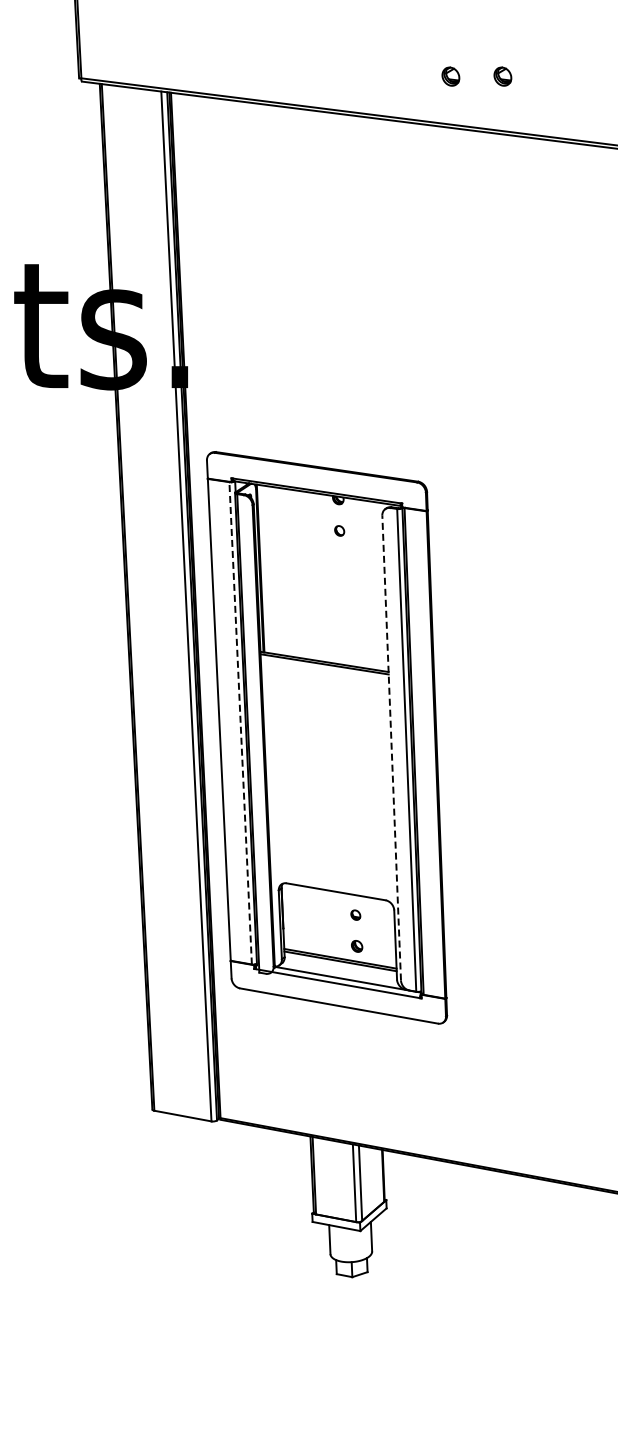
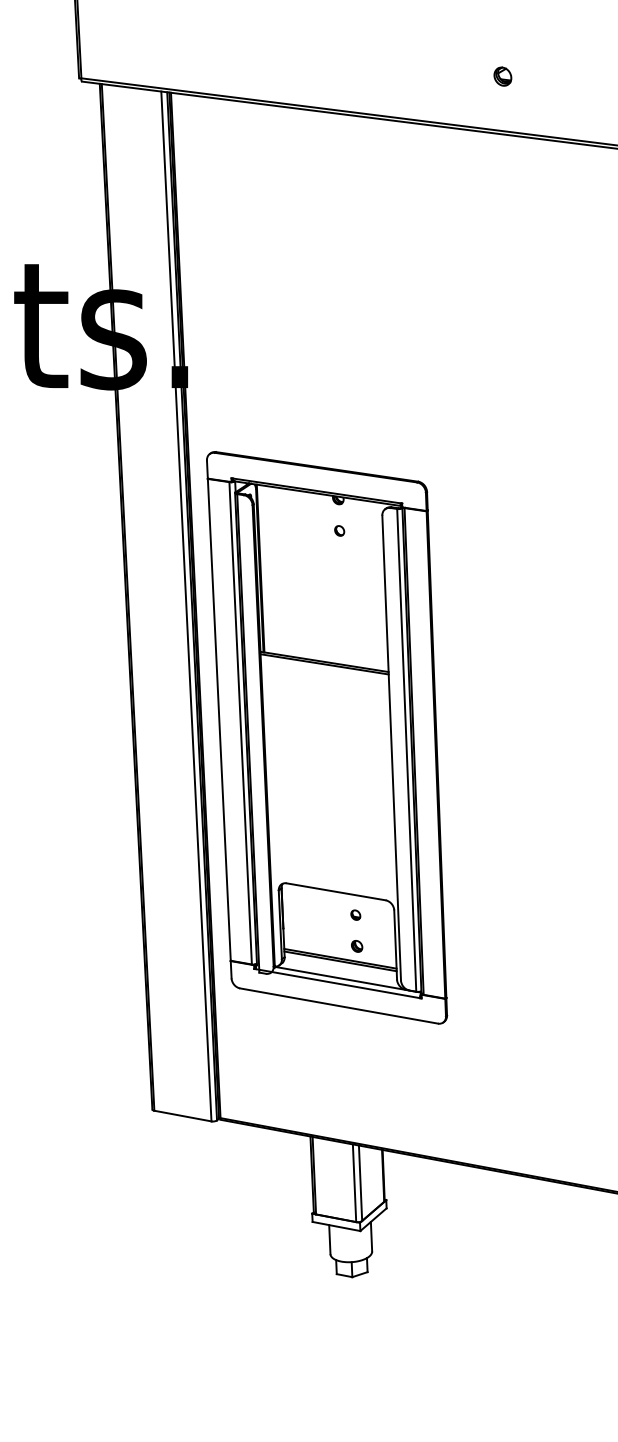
part: present -> none (450, 76)
line: dashed -> solid (240, 722)
line: dashed -> solid (391, 748)
